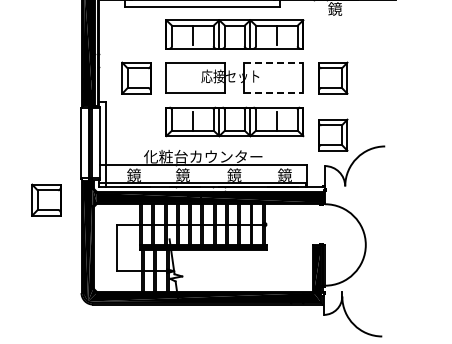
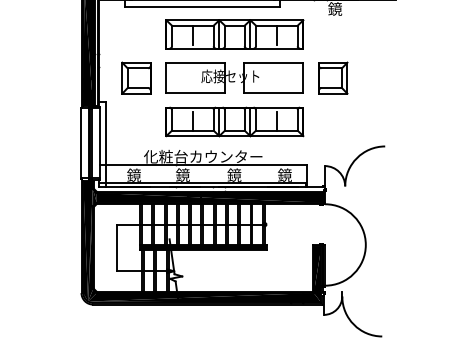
line: dashed -> solid (274, 63)
line: dashed -> solid (274, 92)
part: present -> none (333, 134)
part: present -> none (46, 199)
